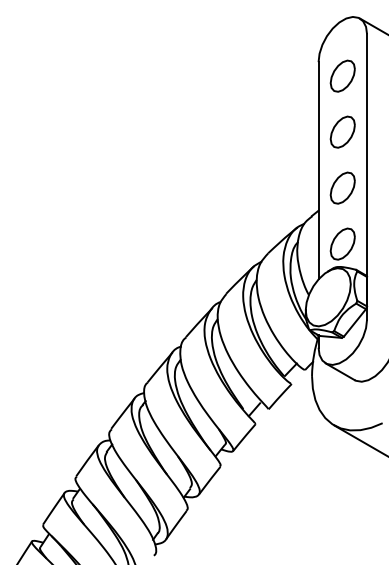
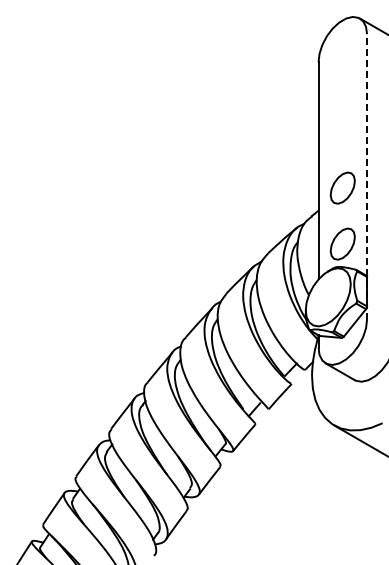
part: present -> none (342, 75)
part: present -> none (342, 131)
line: solid -> dashed (367, 176)
